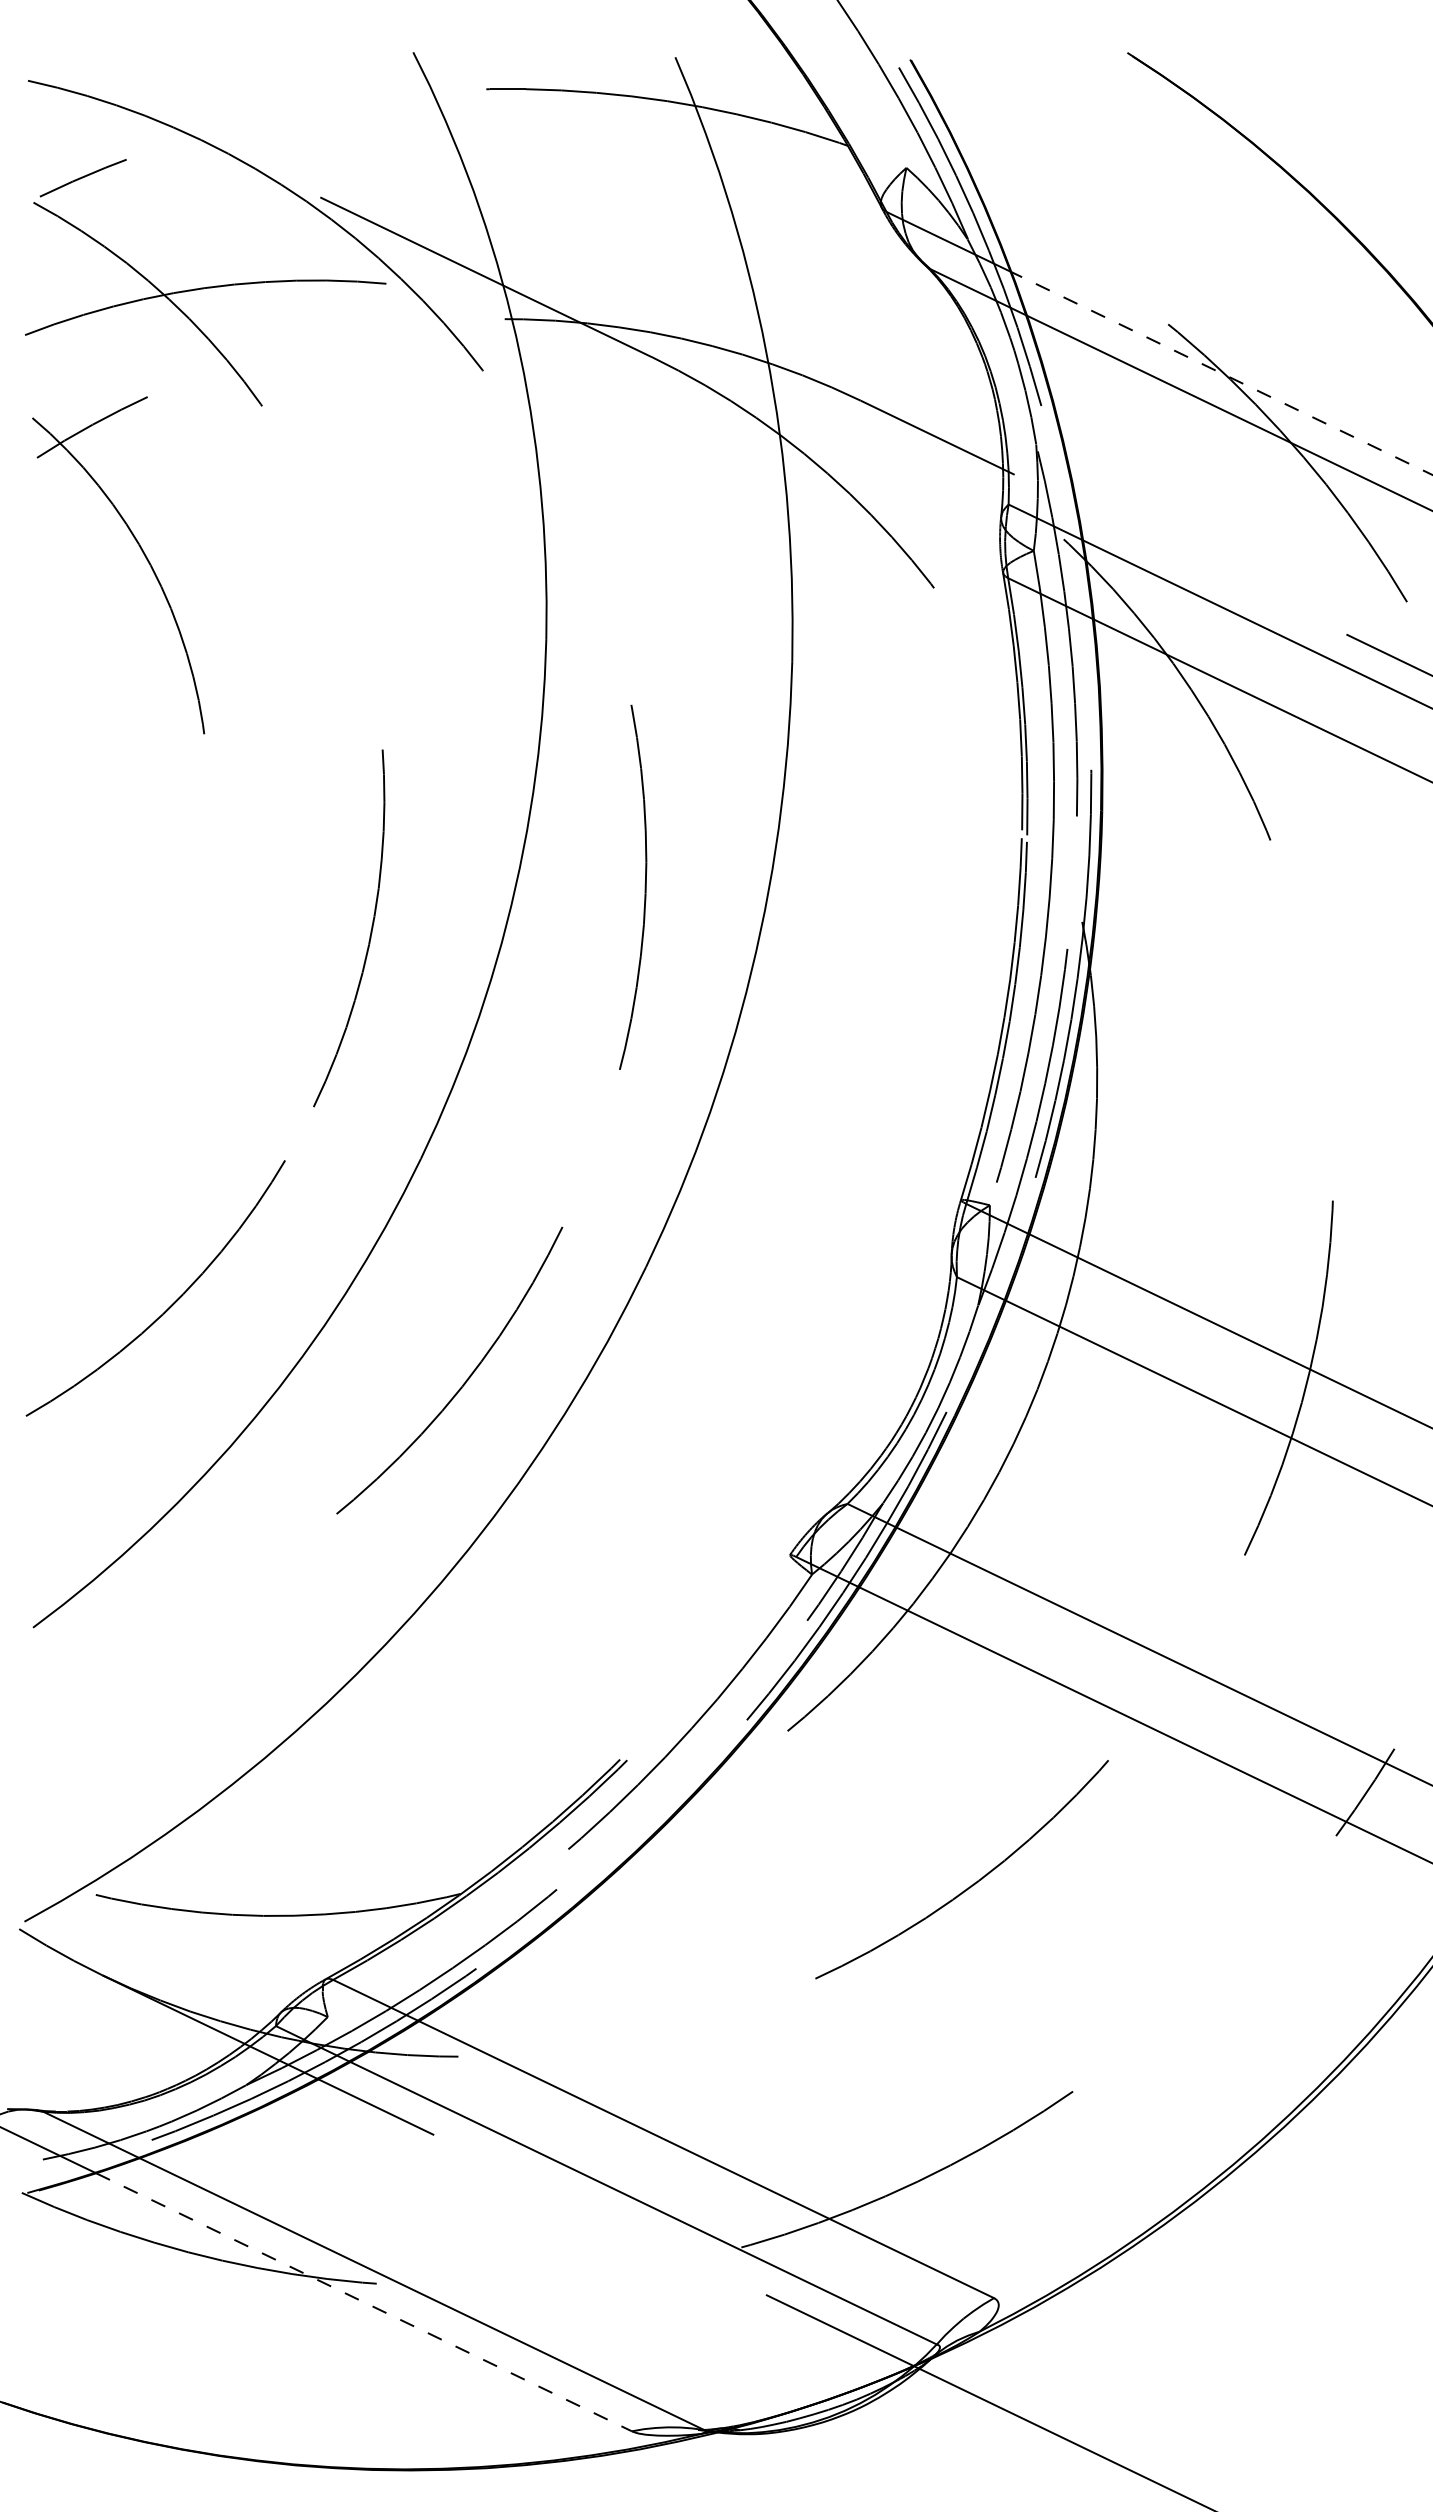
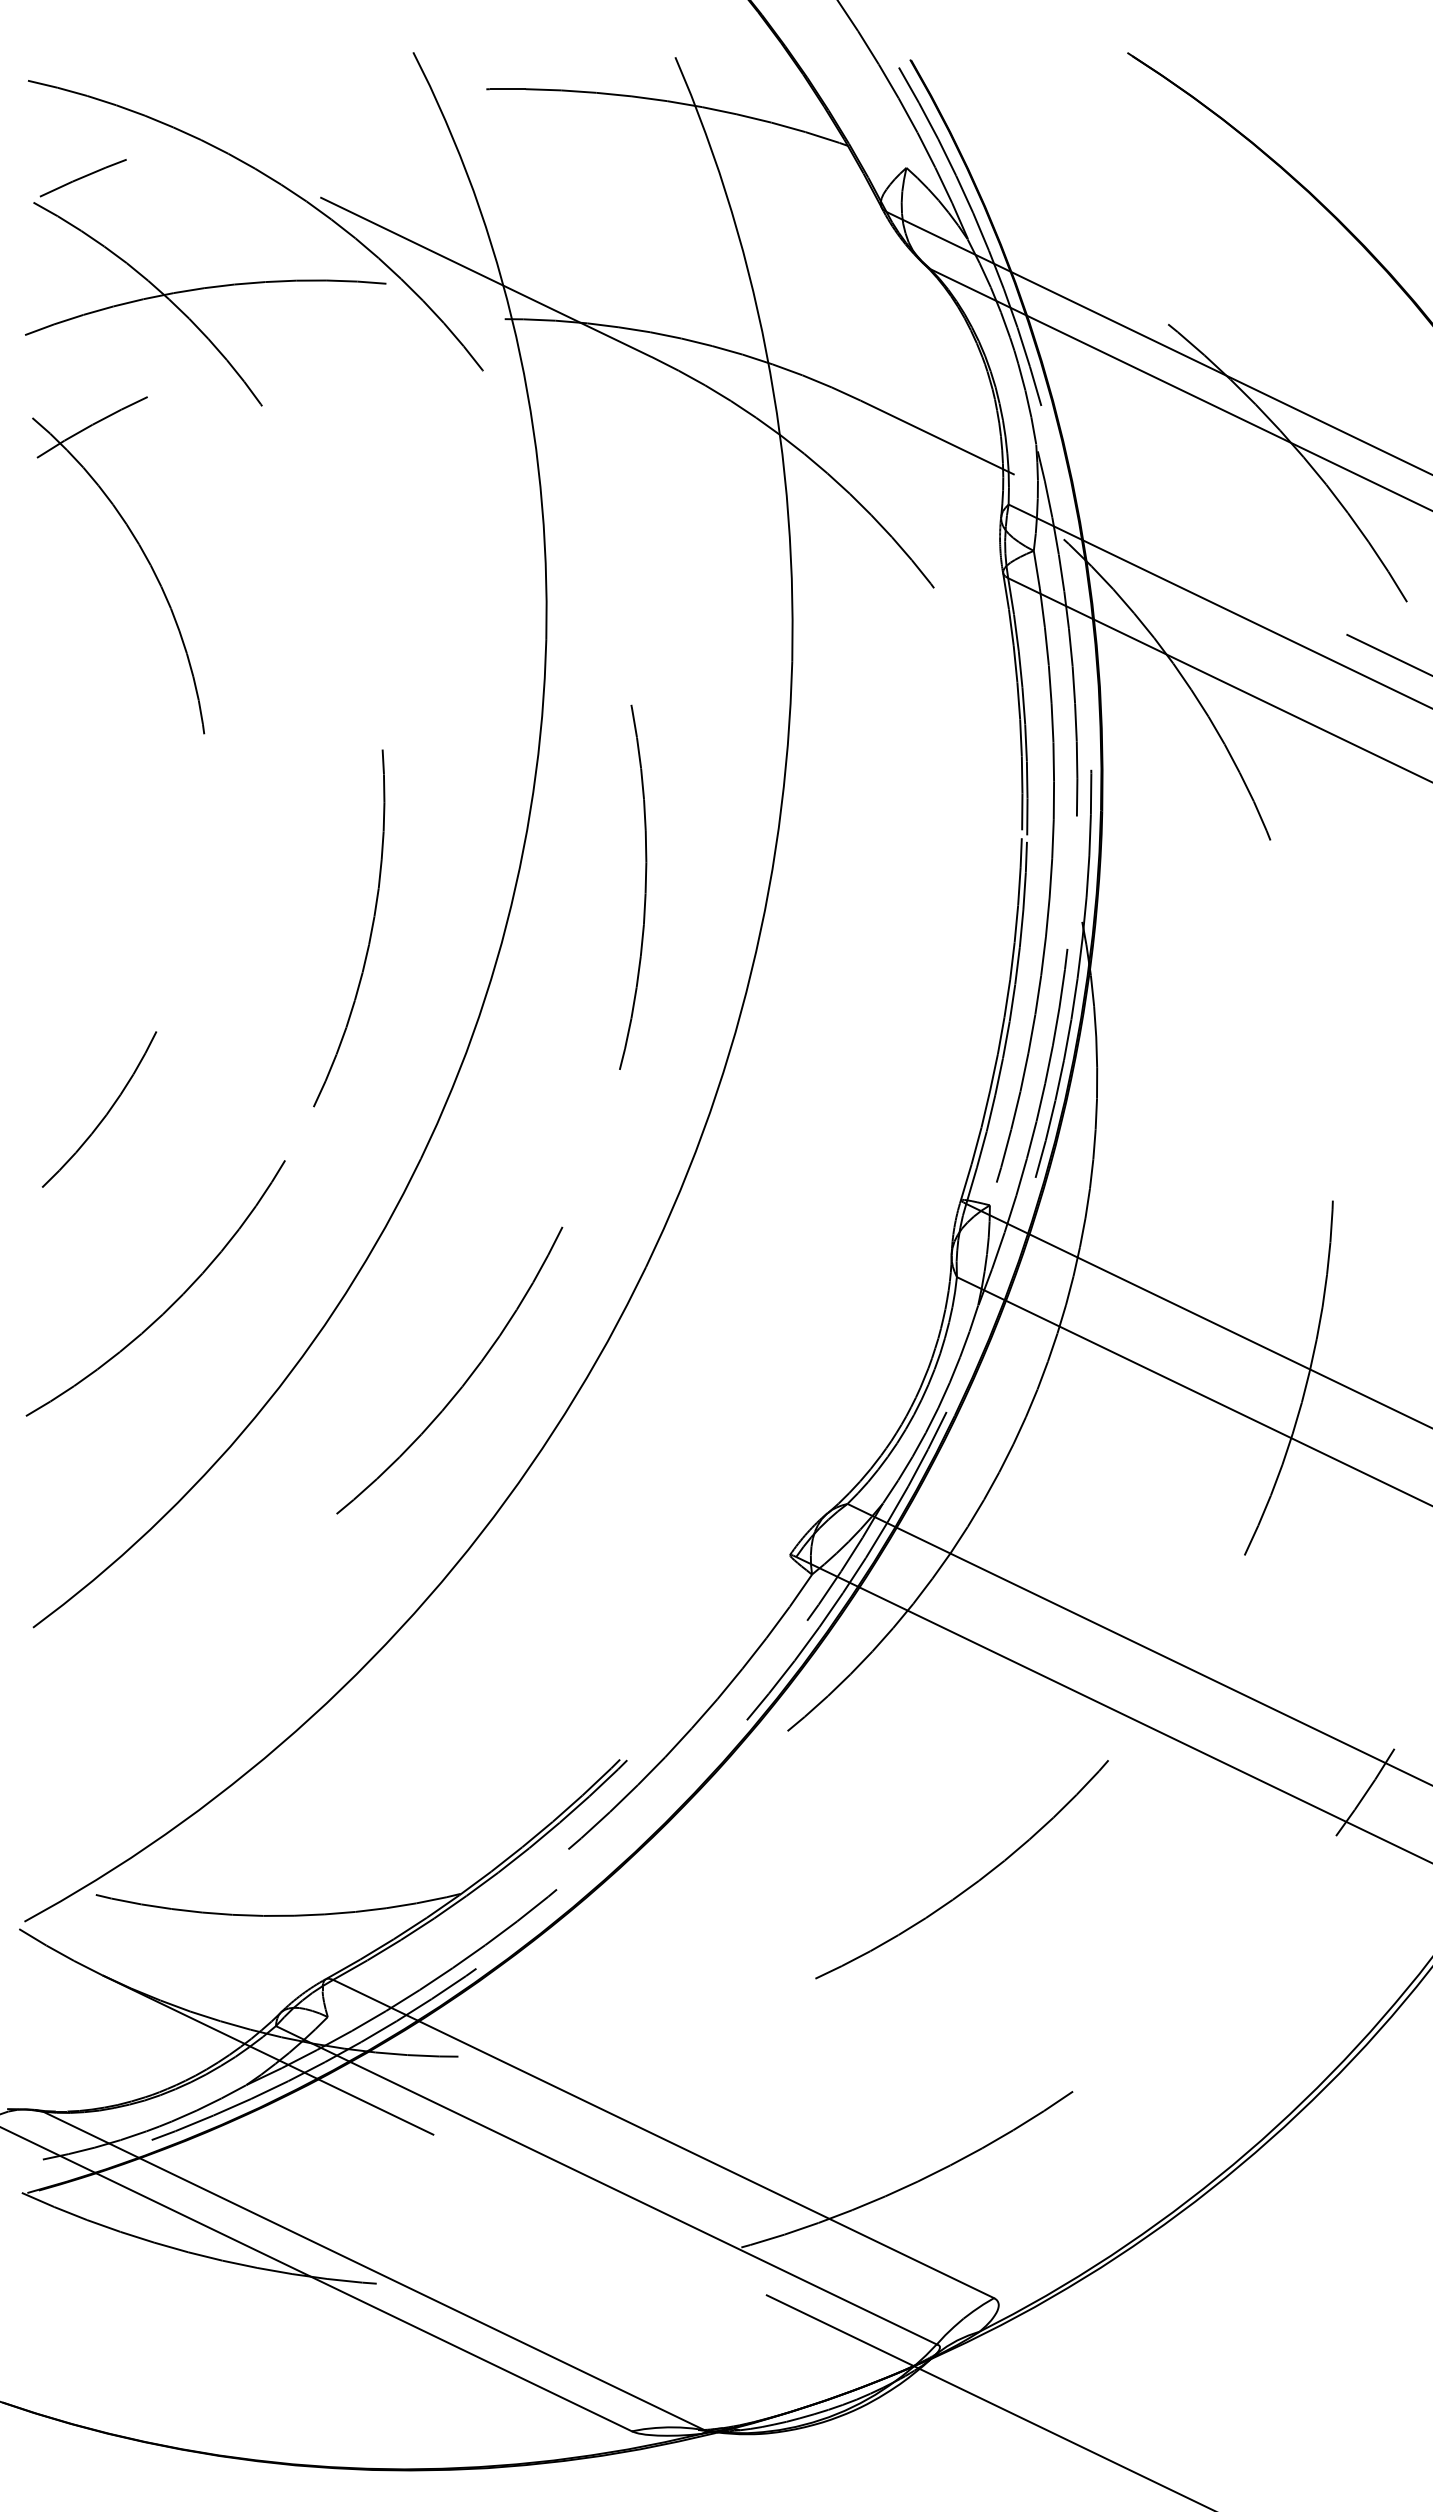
line: dashed -> solid (1222, 373)
curve: none -> present (105, 1114)
line: dashed -> solid (364, 2302)
